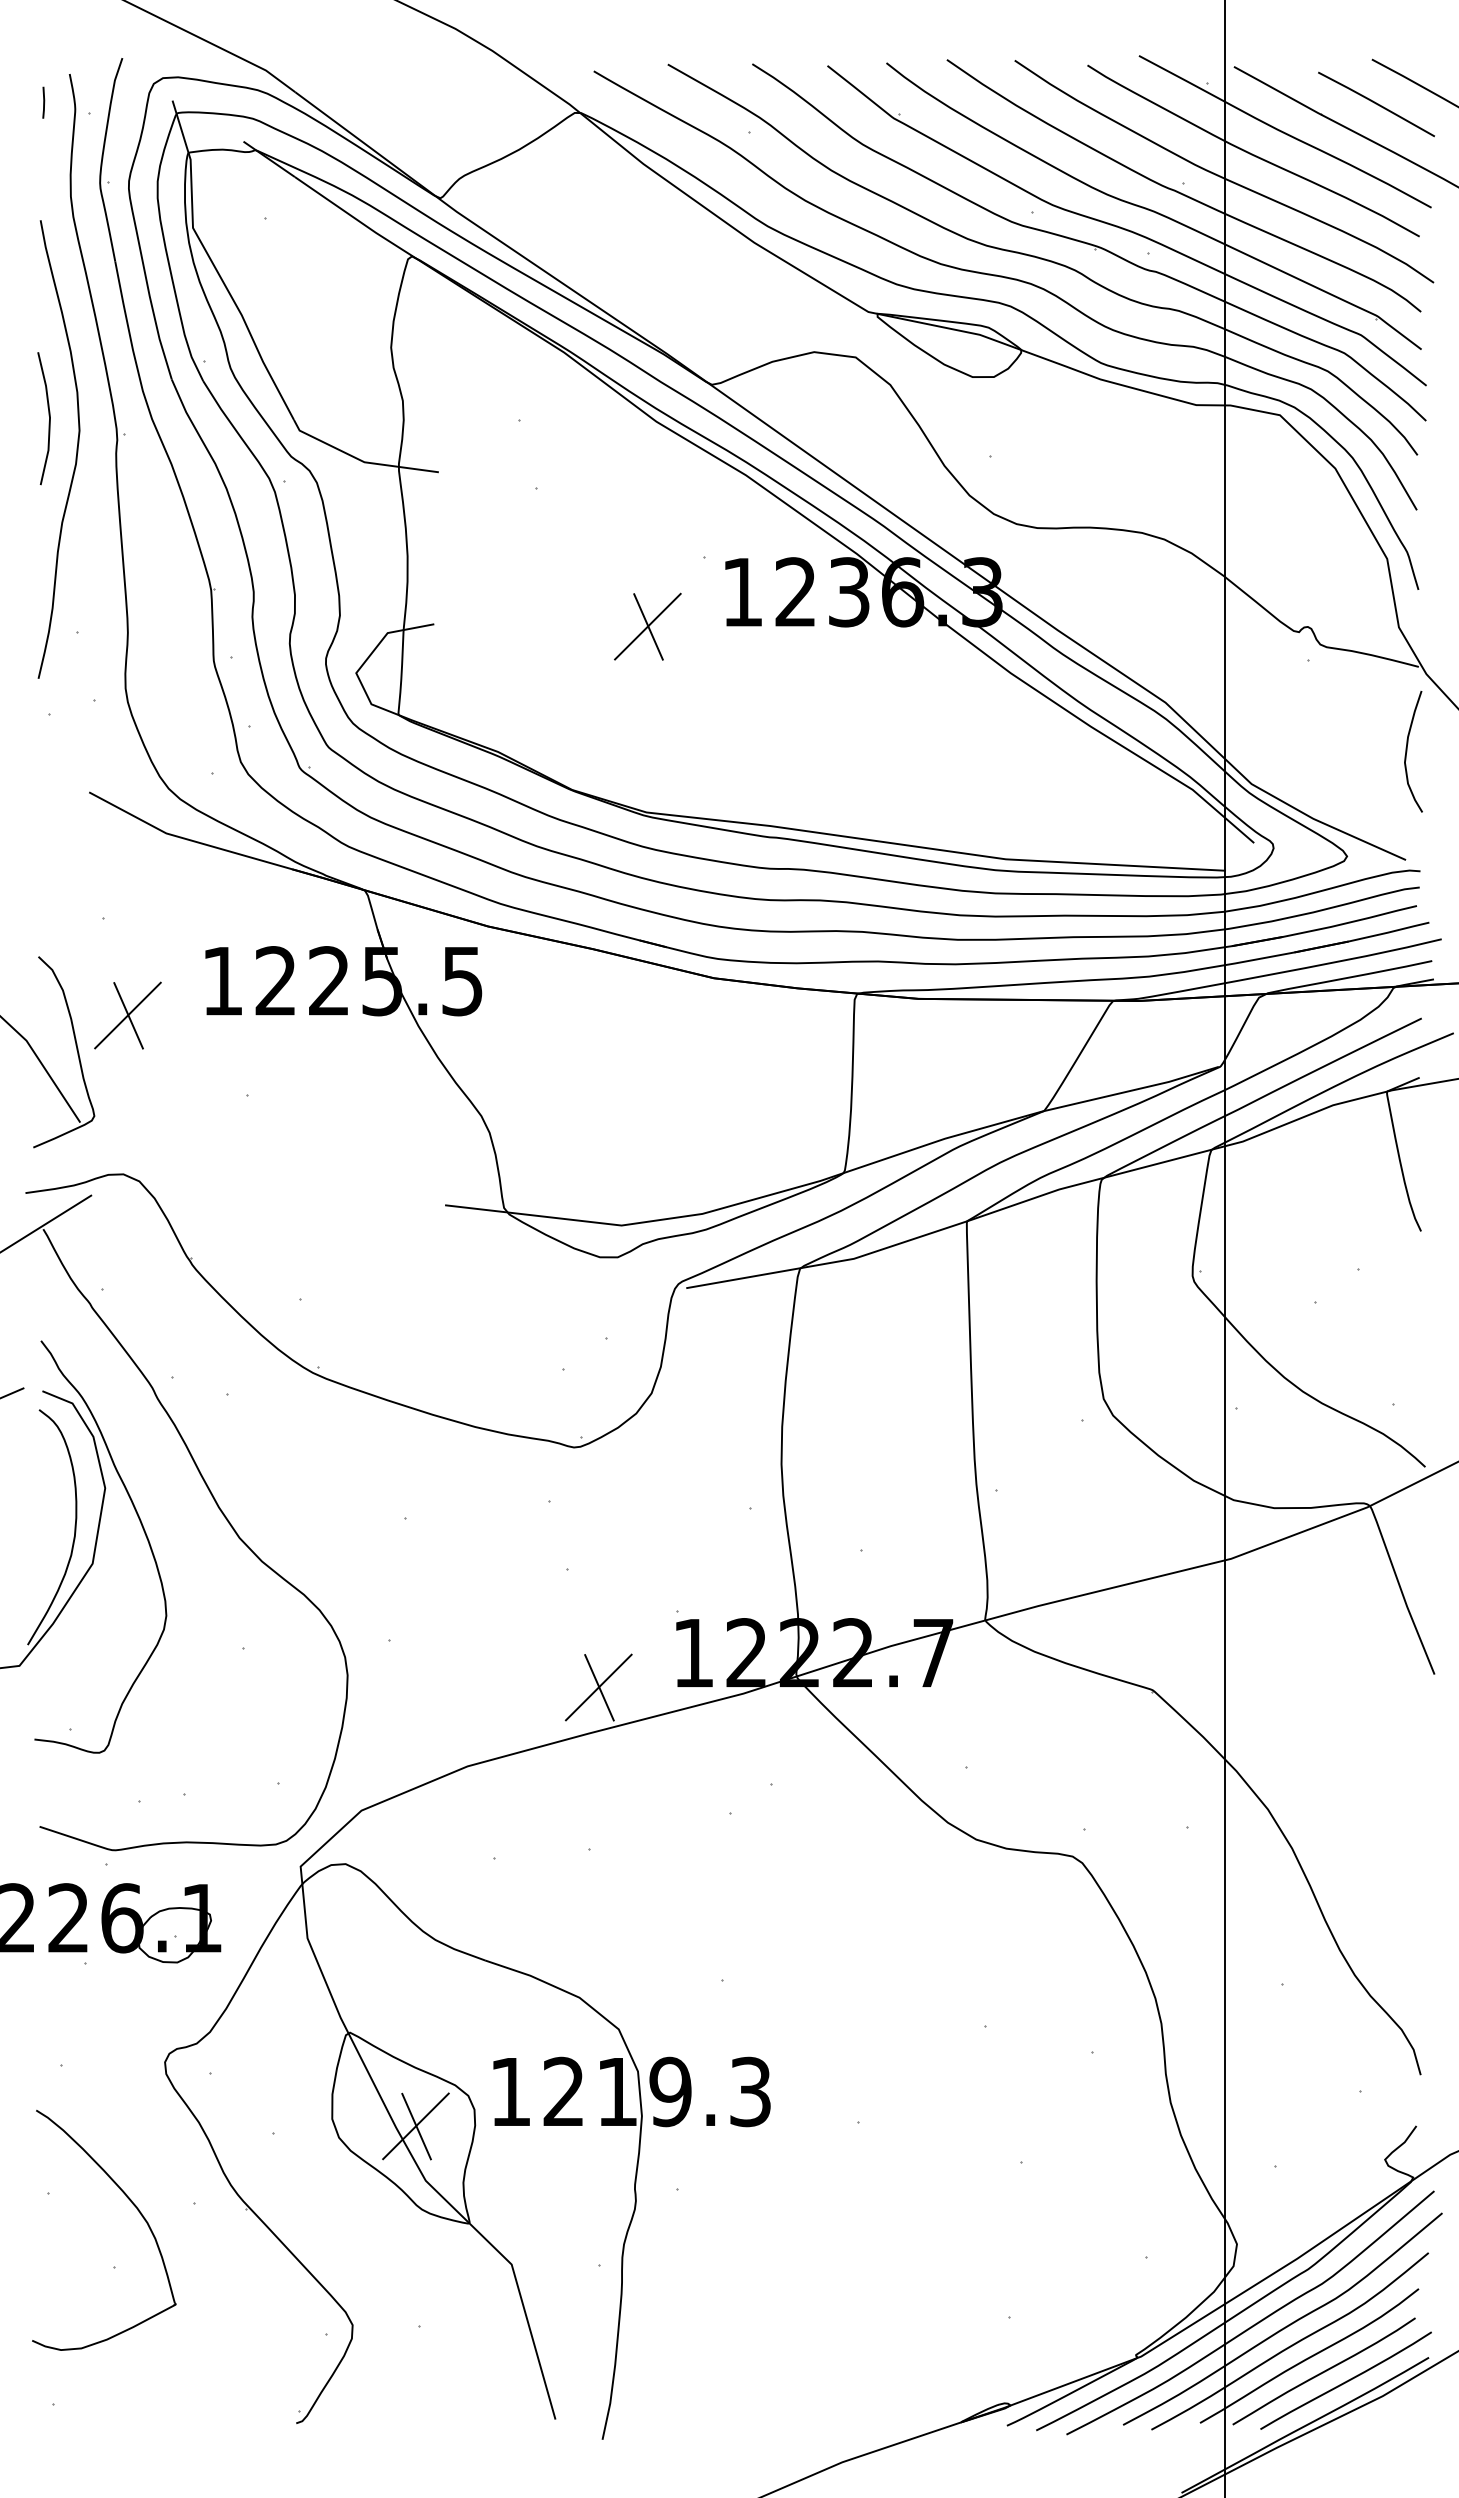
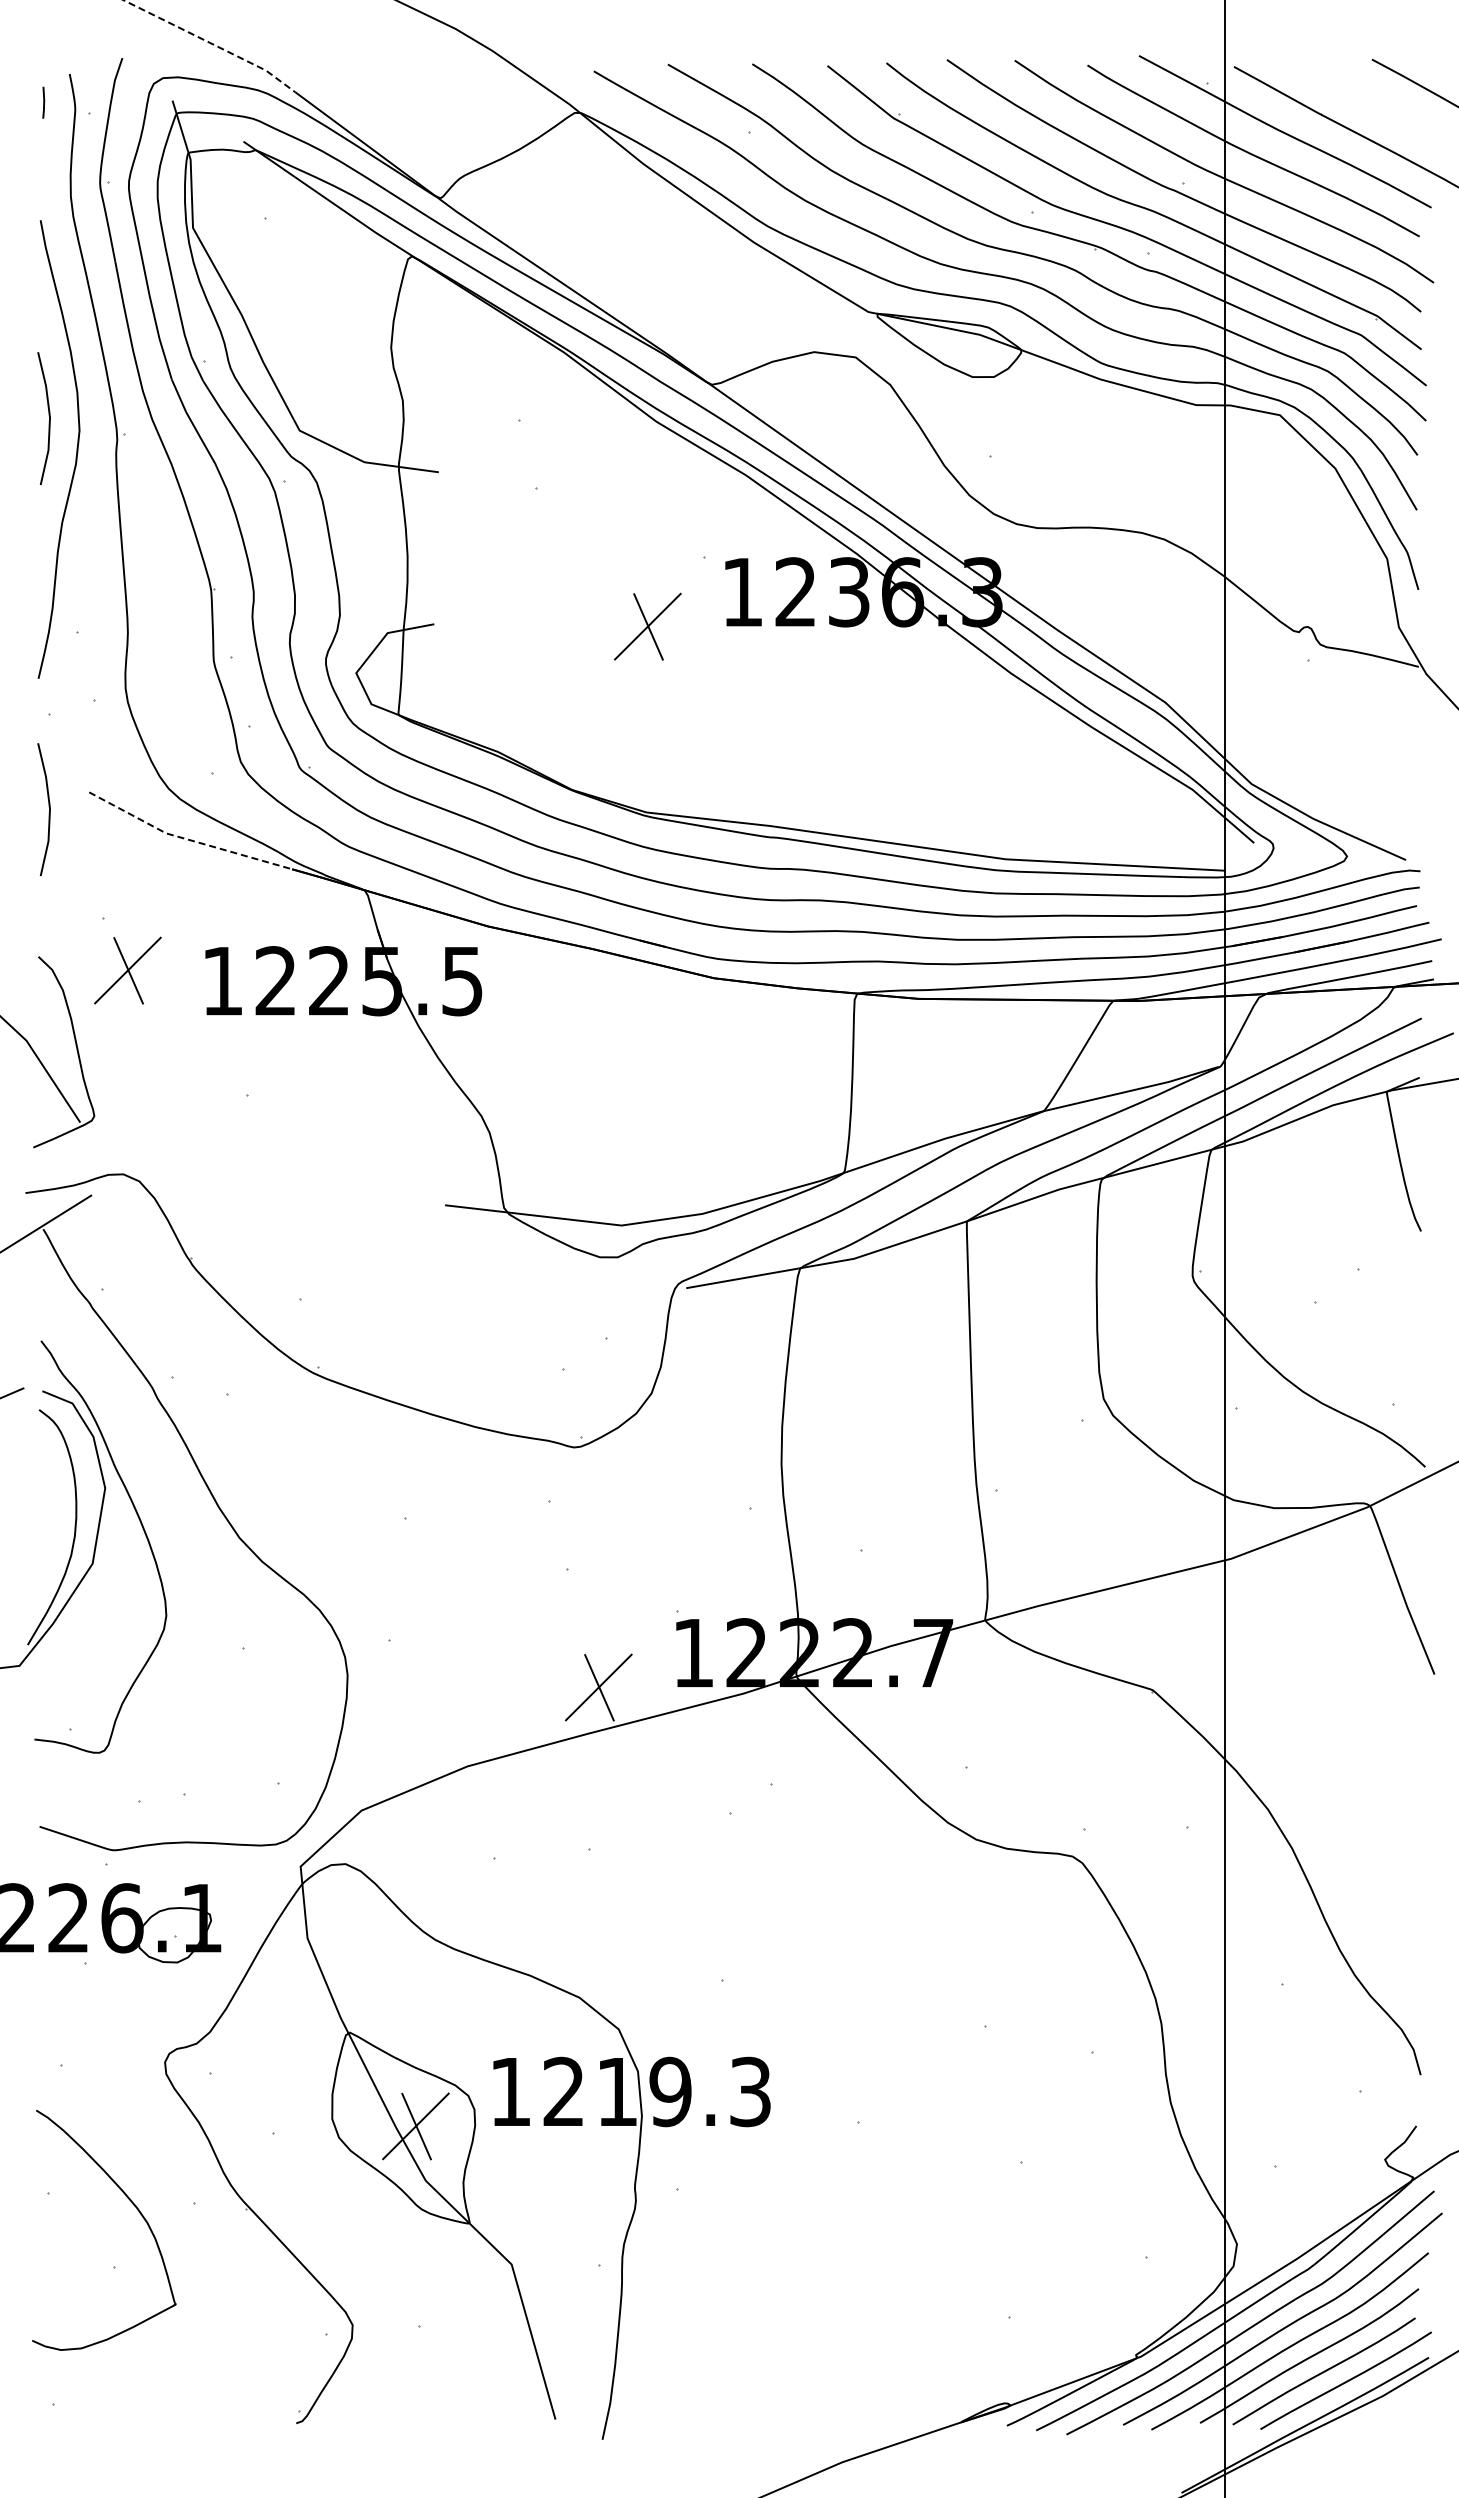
line: solid -> dashed (212, 43)
line: present -> none (1376, 104)
curve: present -> none (1407, 751)
line: none -> present (48, 806)
line: solid -> dashed (186, 839)
part position: (127, 1015) -> (127, 970) (127, 970)
